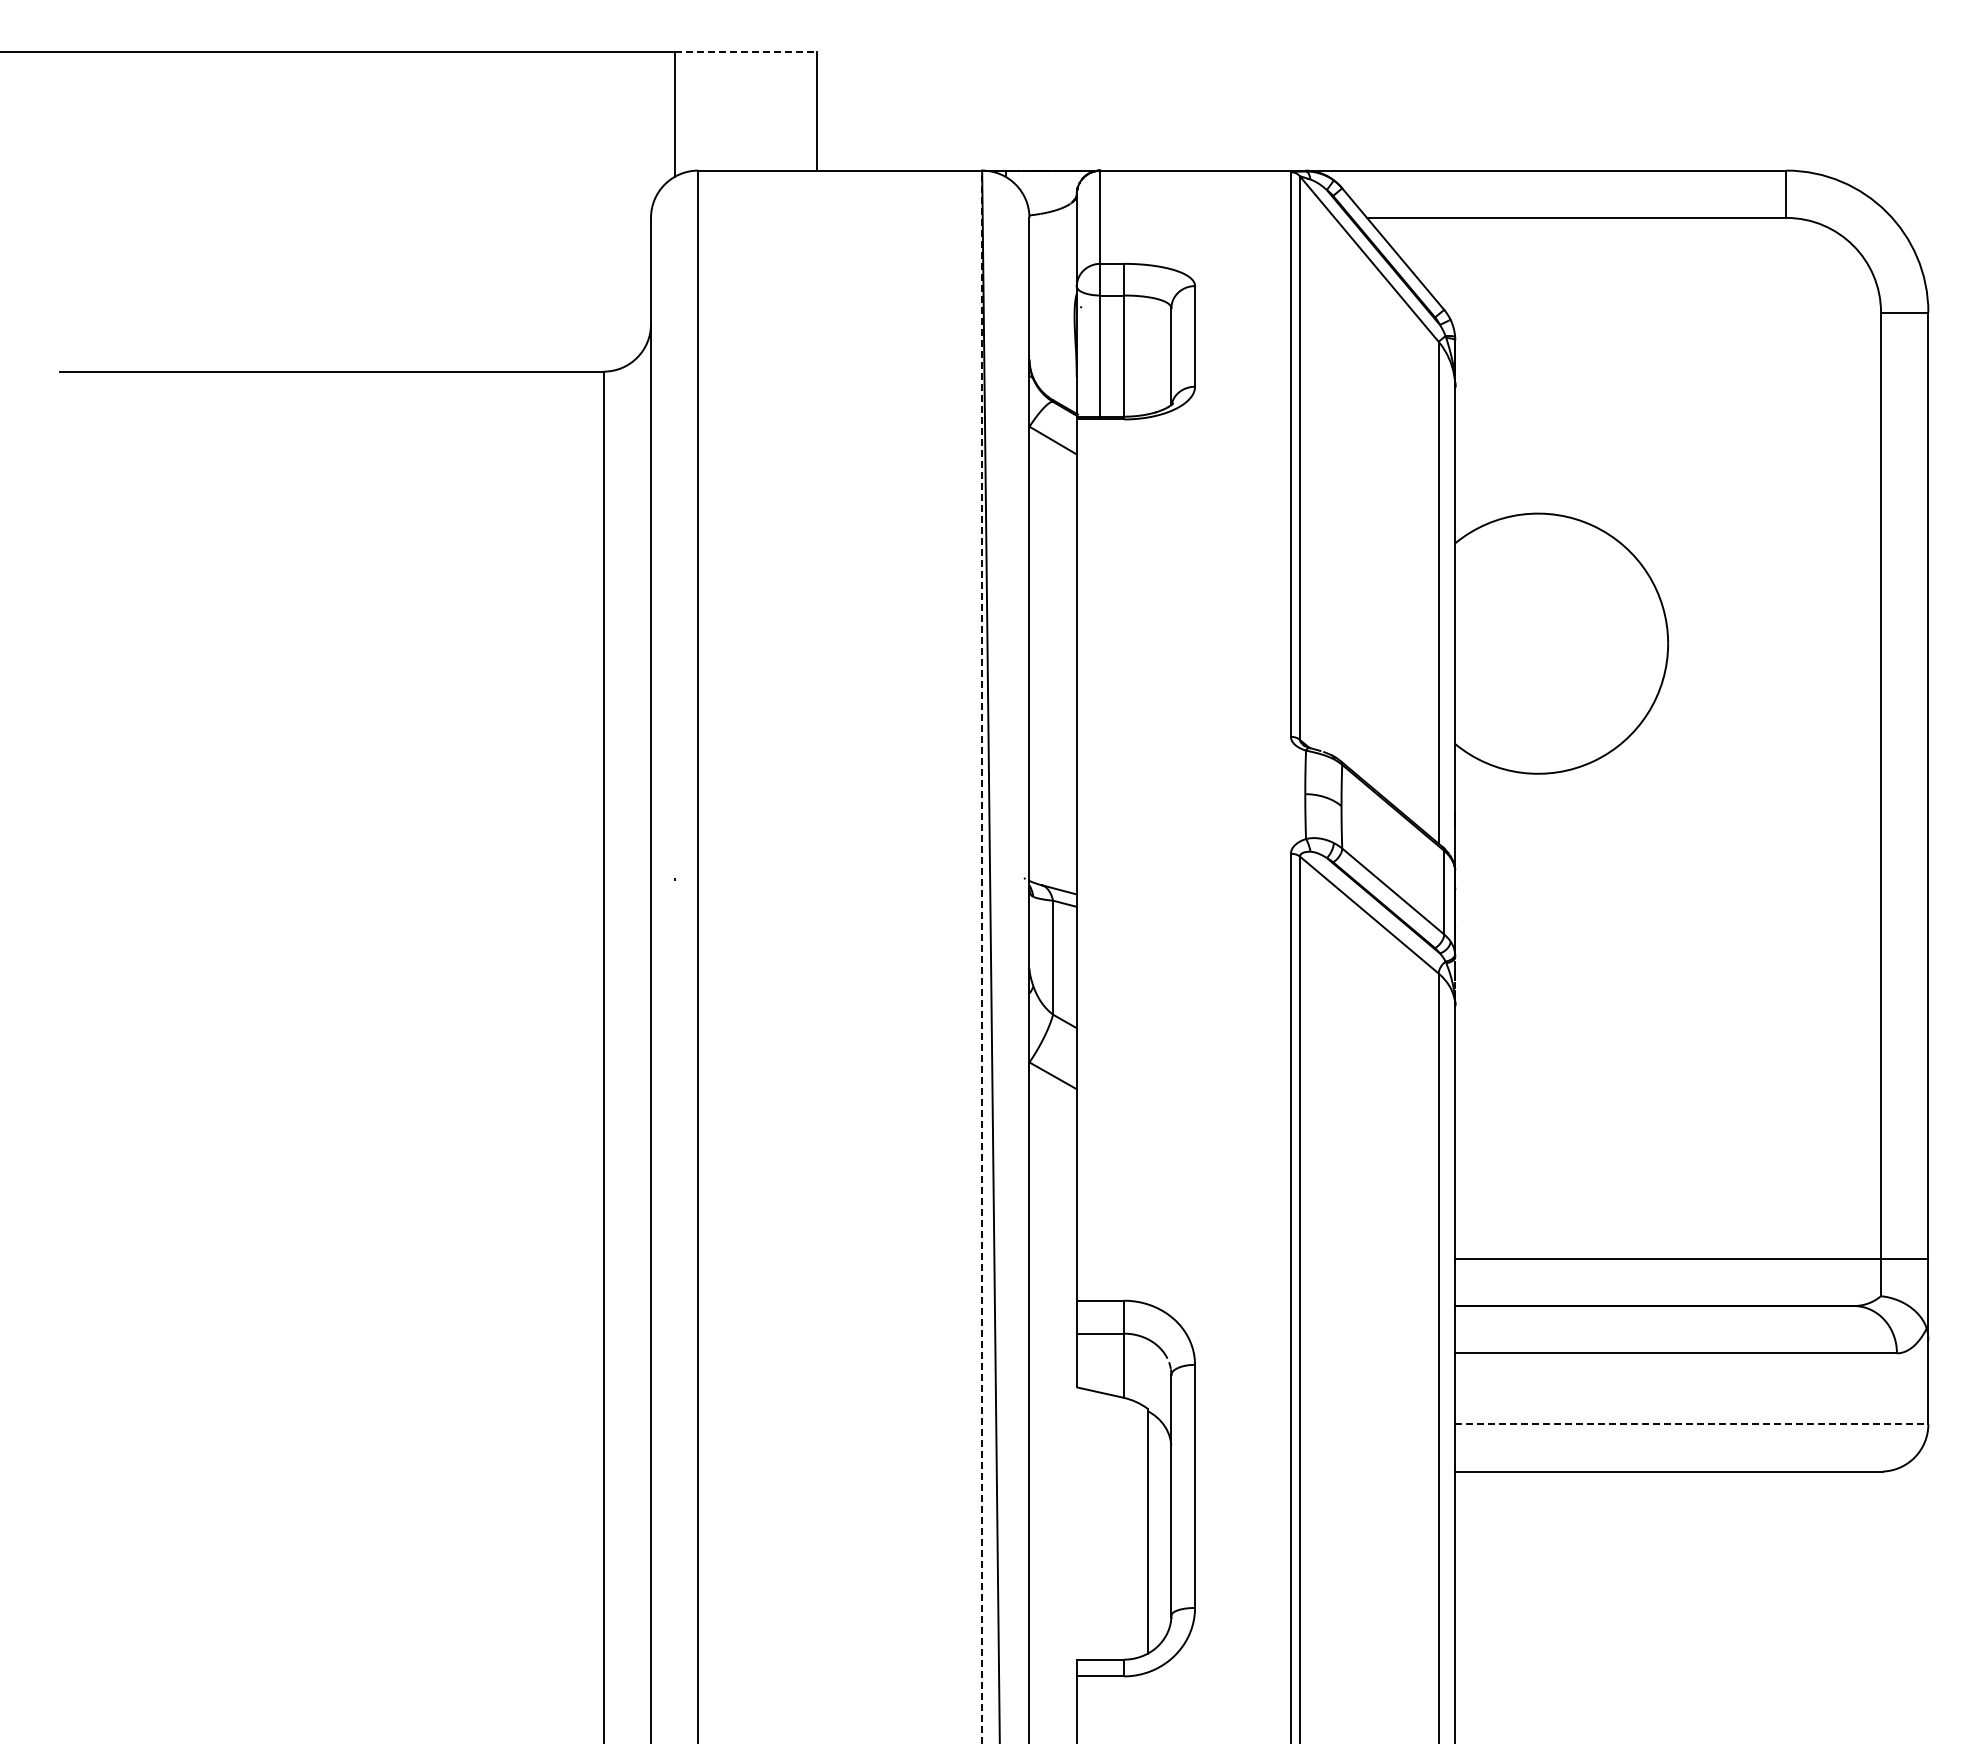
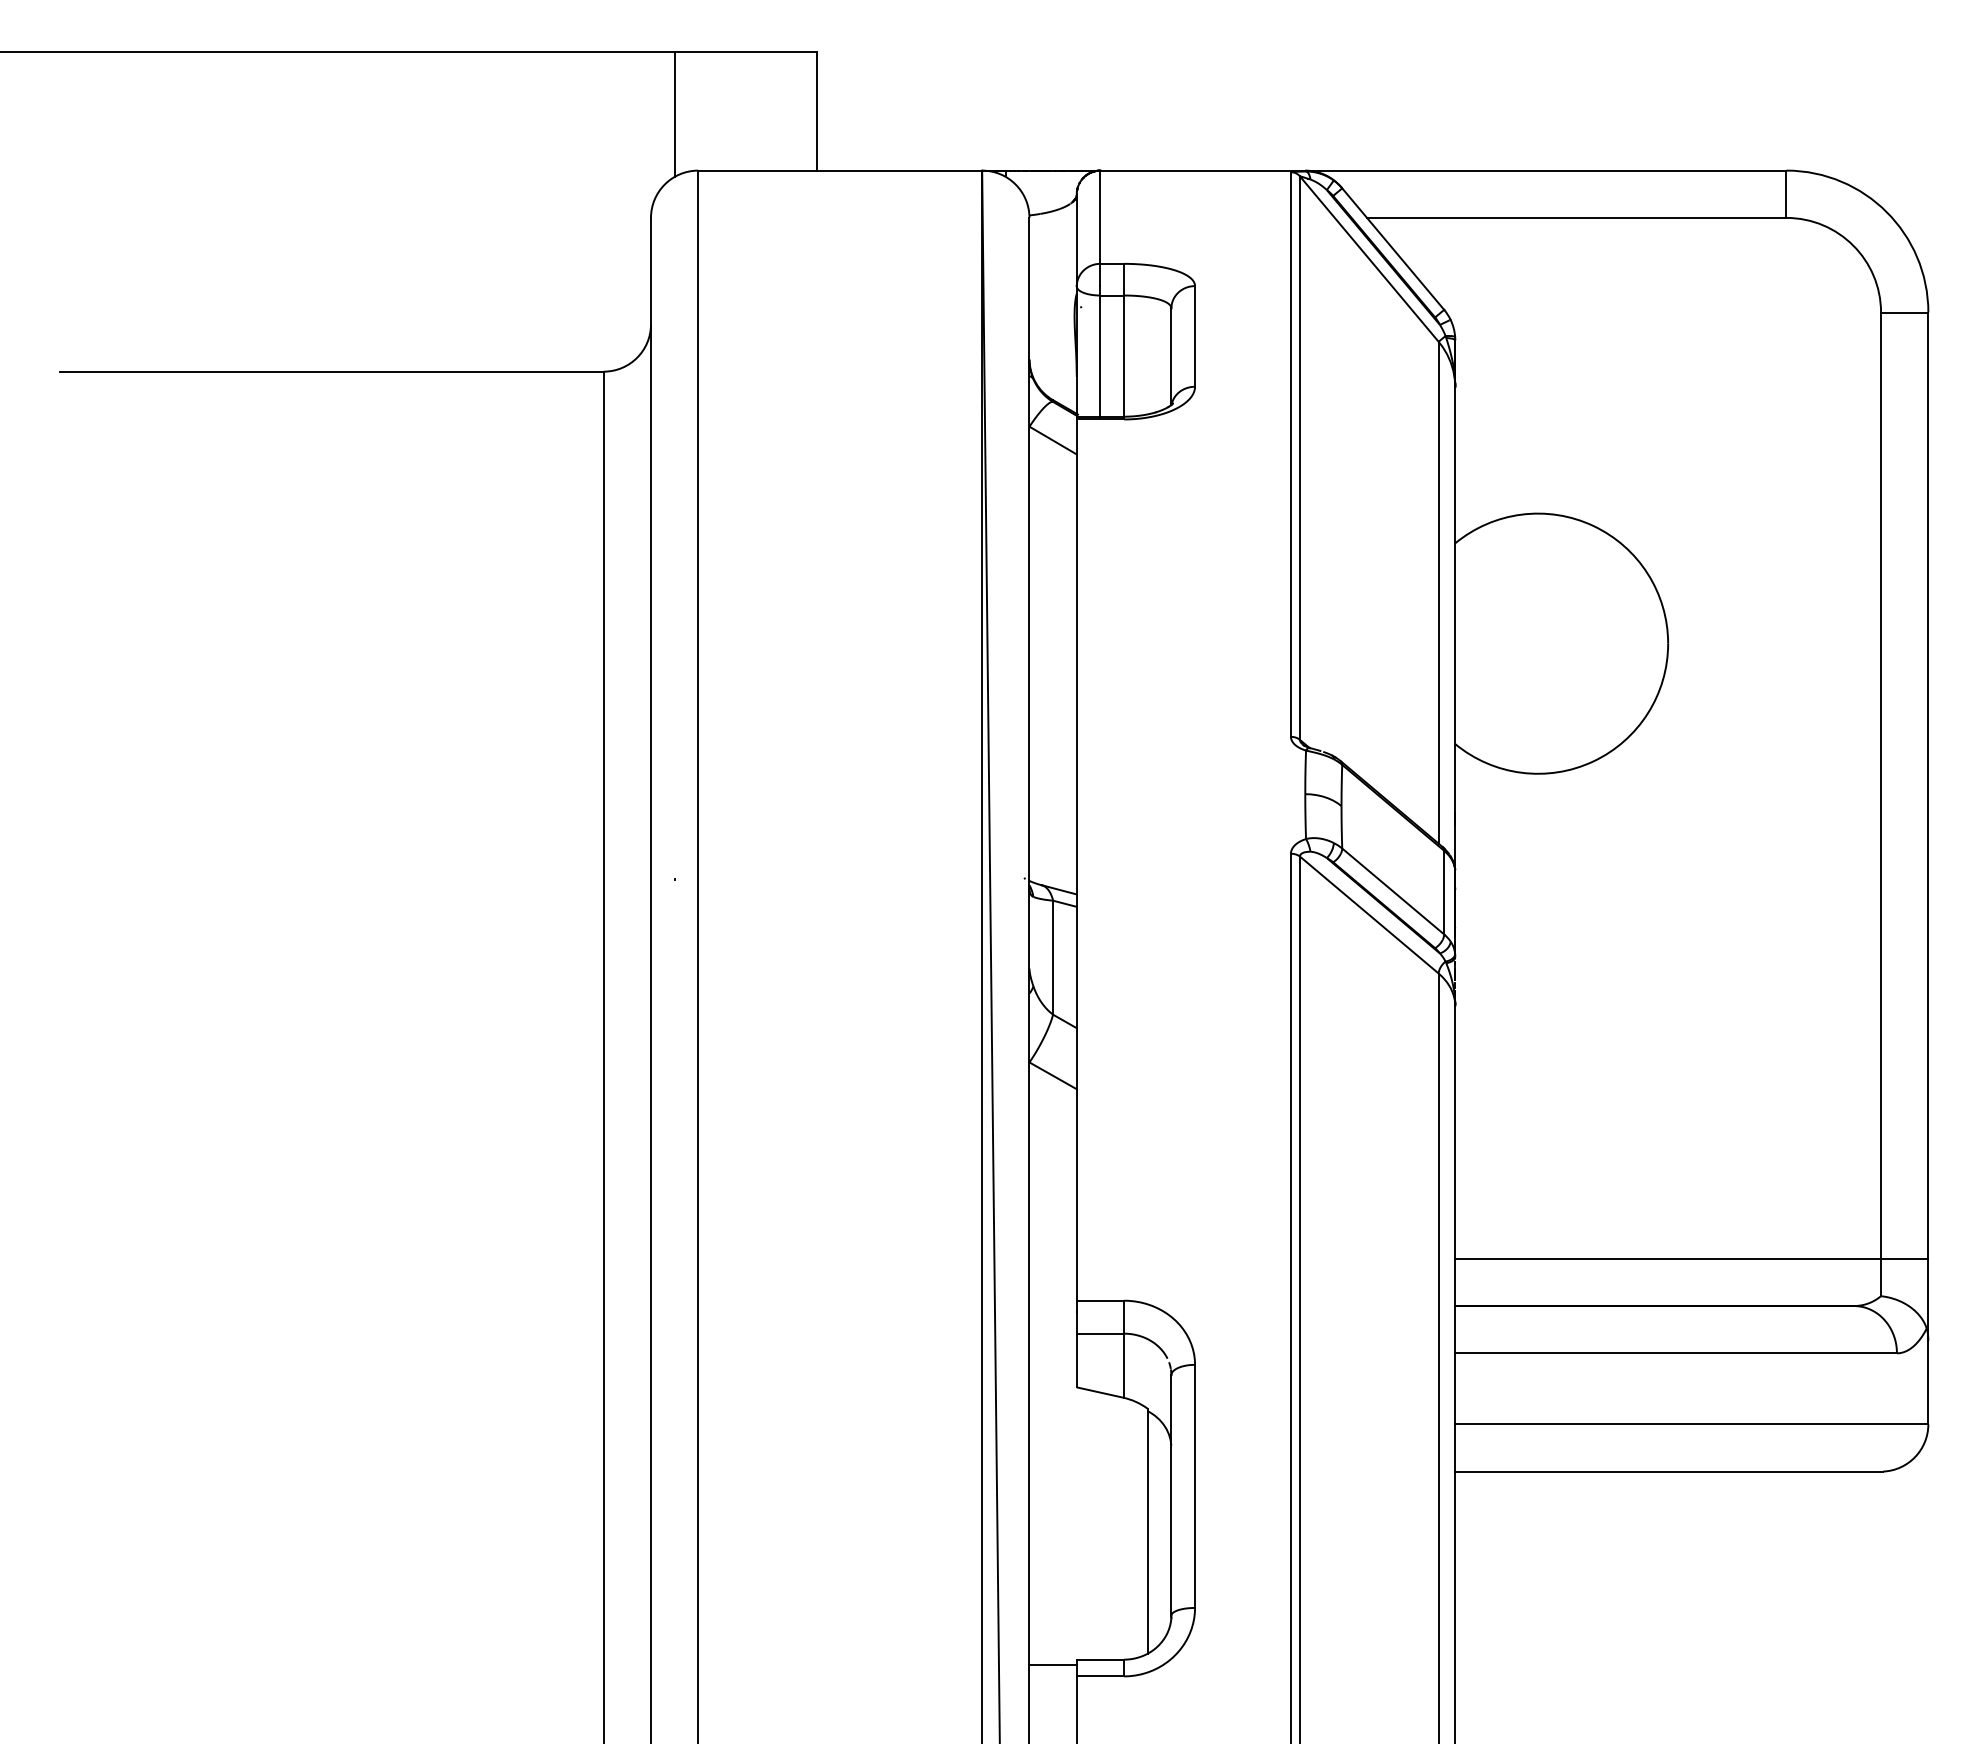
line: dashed -> solid (745, 52)
line: dashed -> solid (982, 956)
line: dashed -> solid (1691, 1424)
line: none -> present (1052, 1664)
